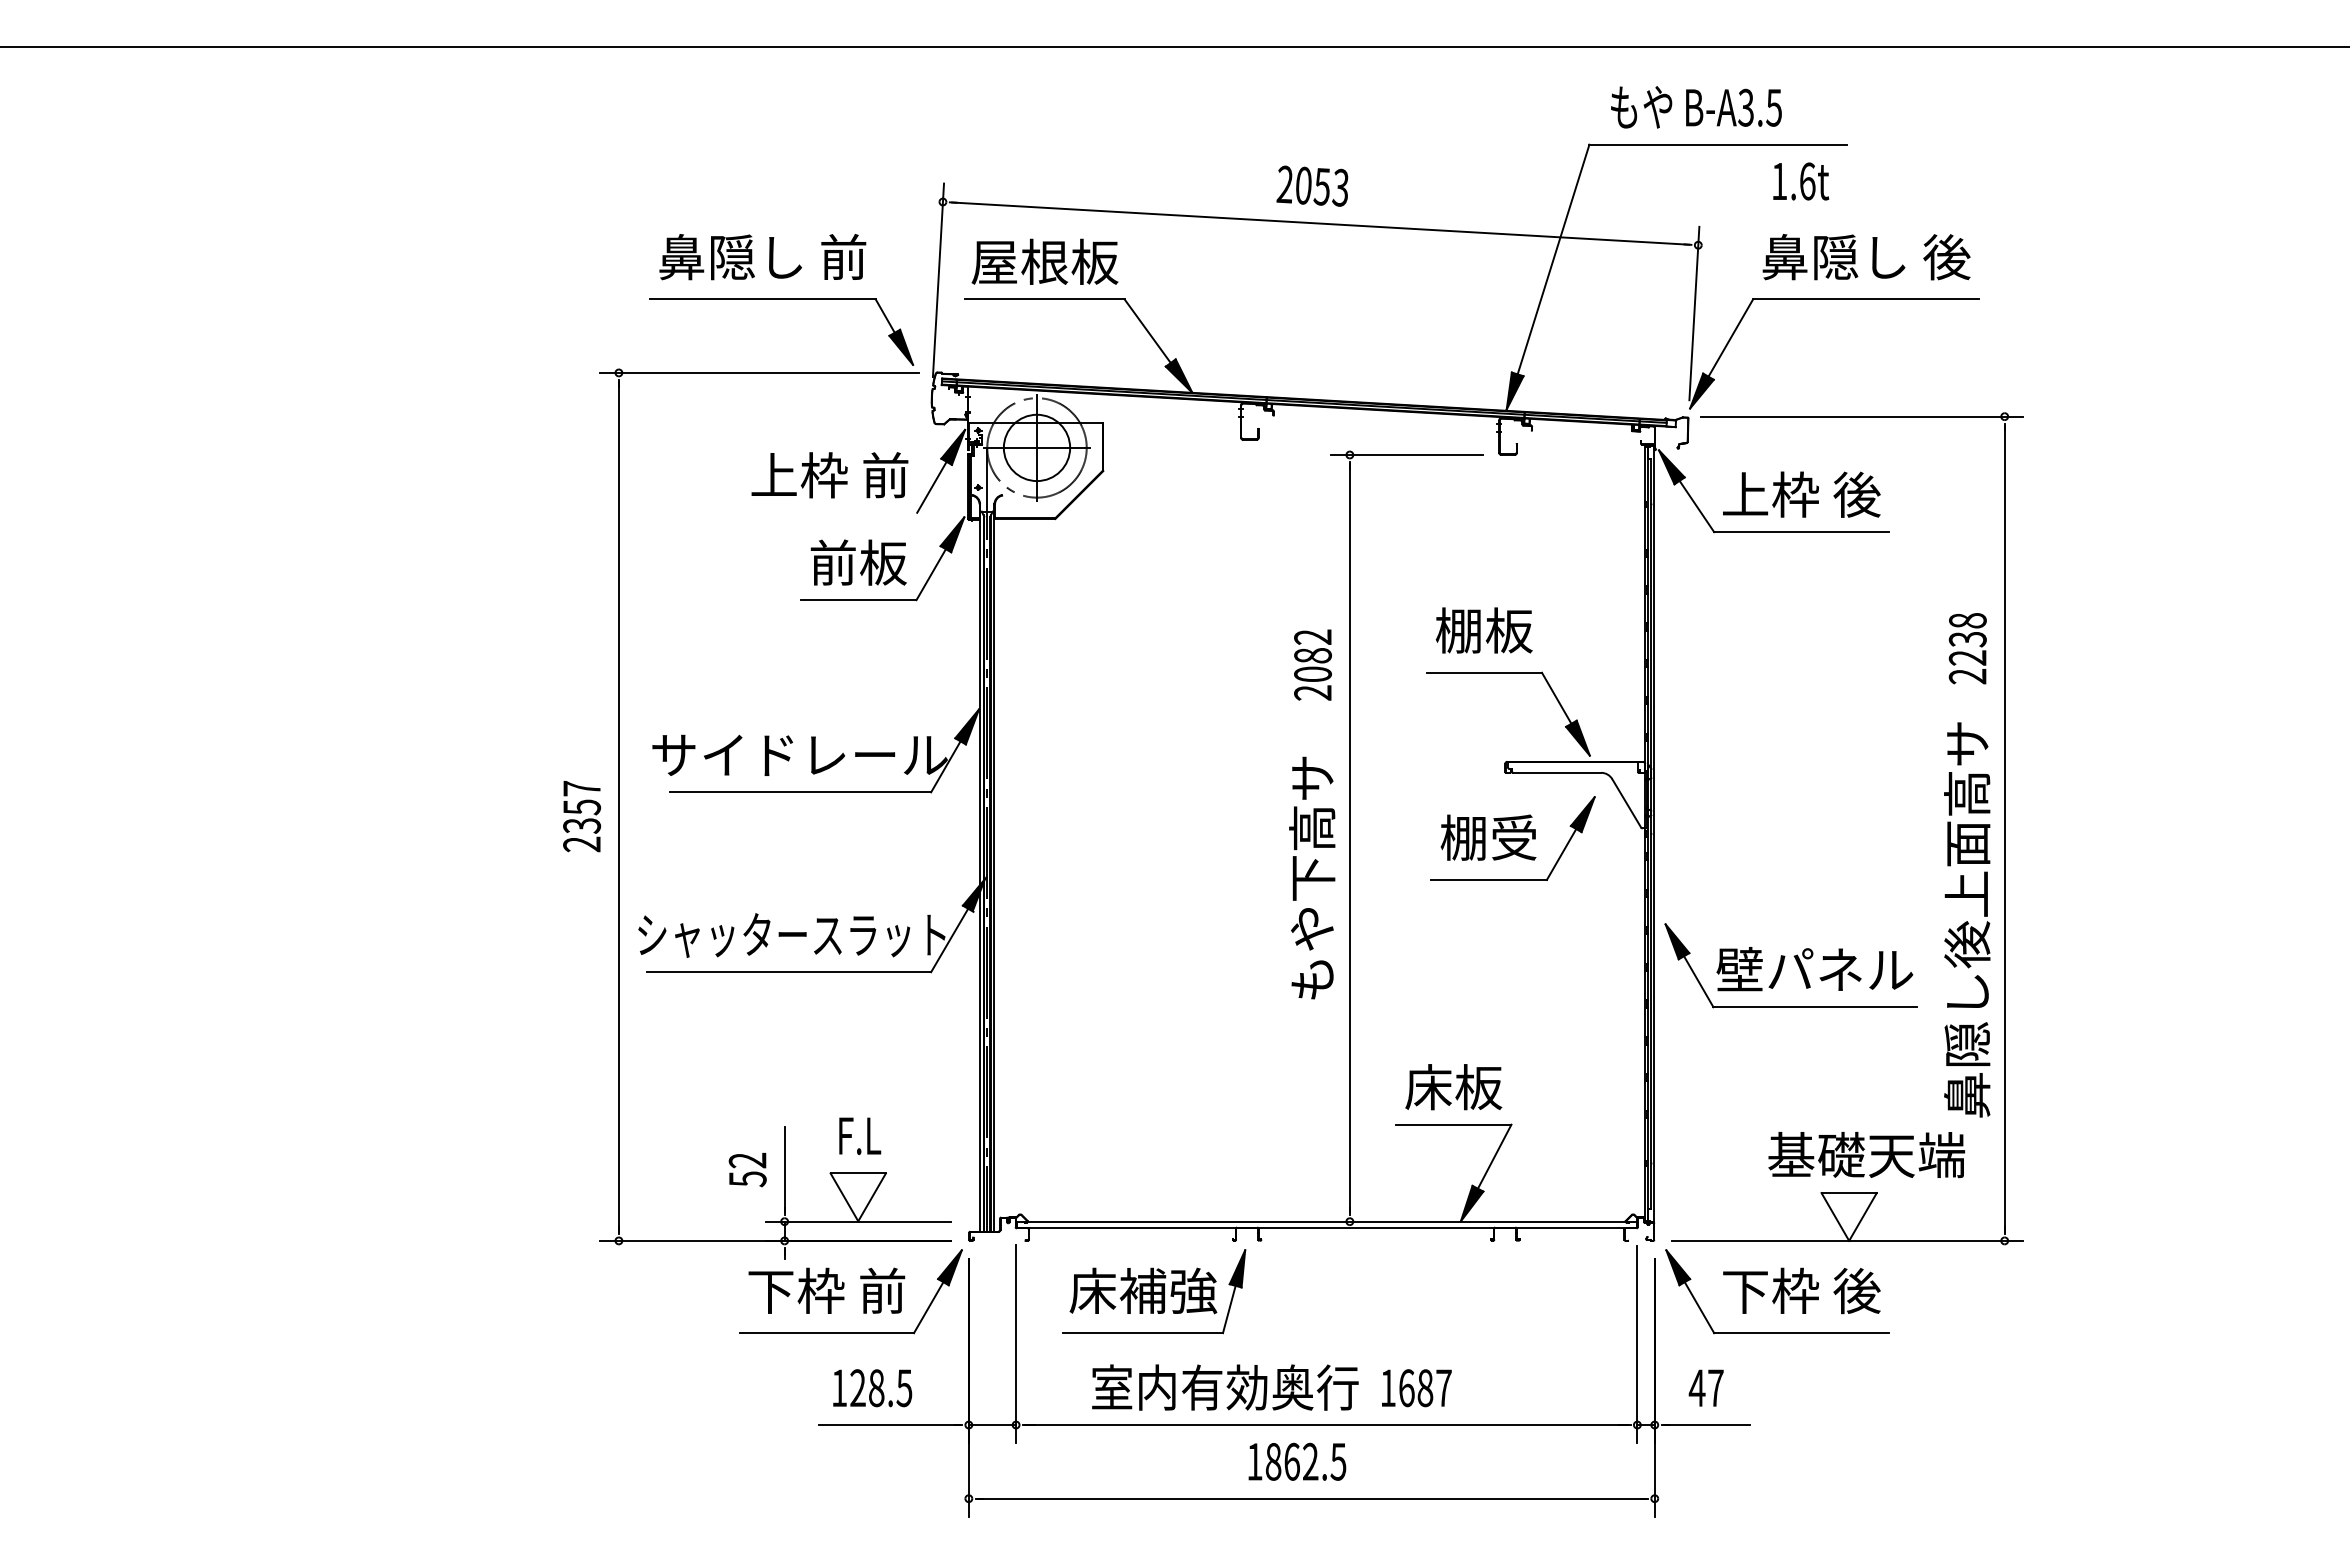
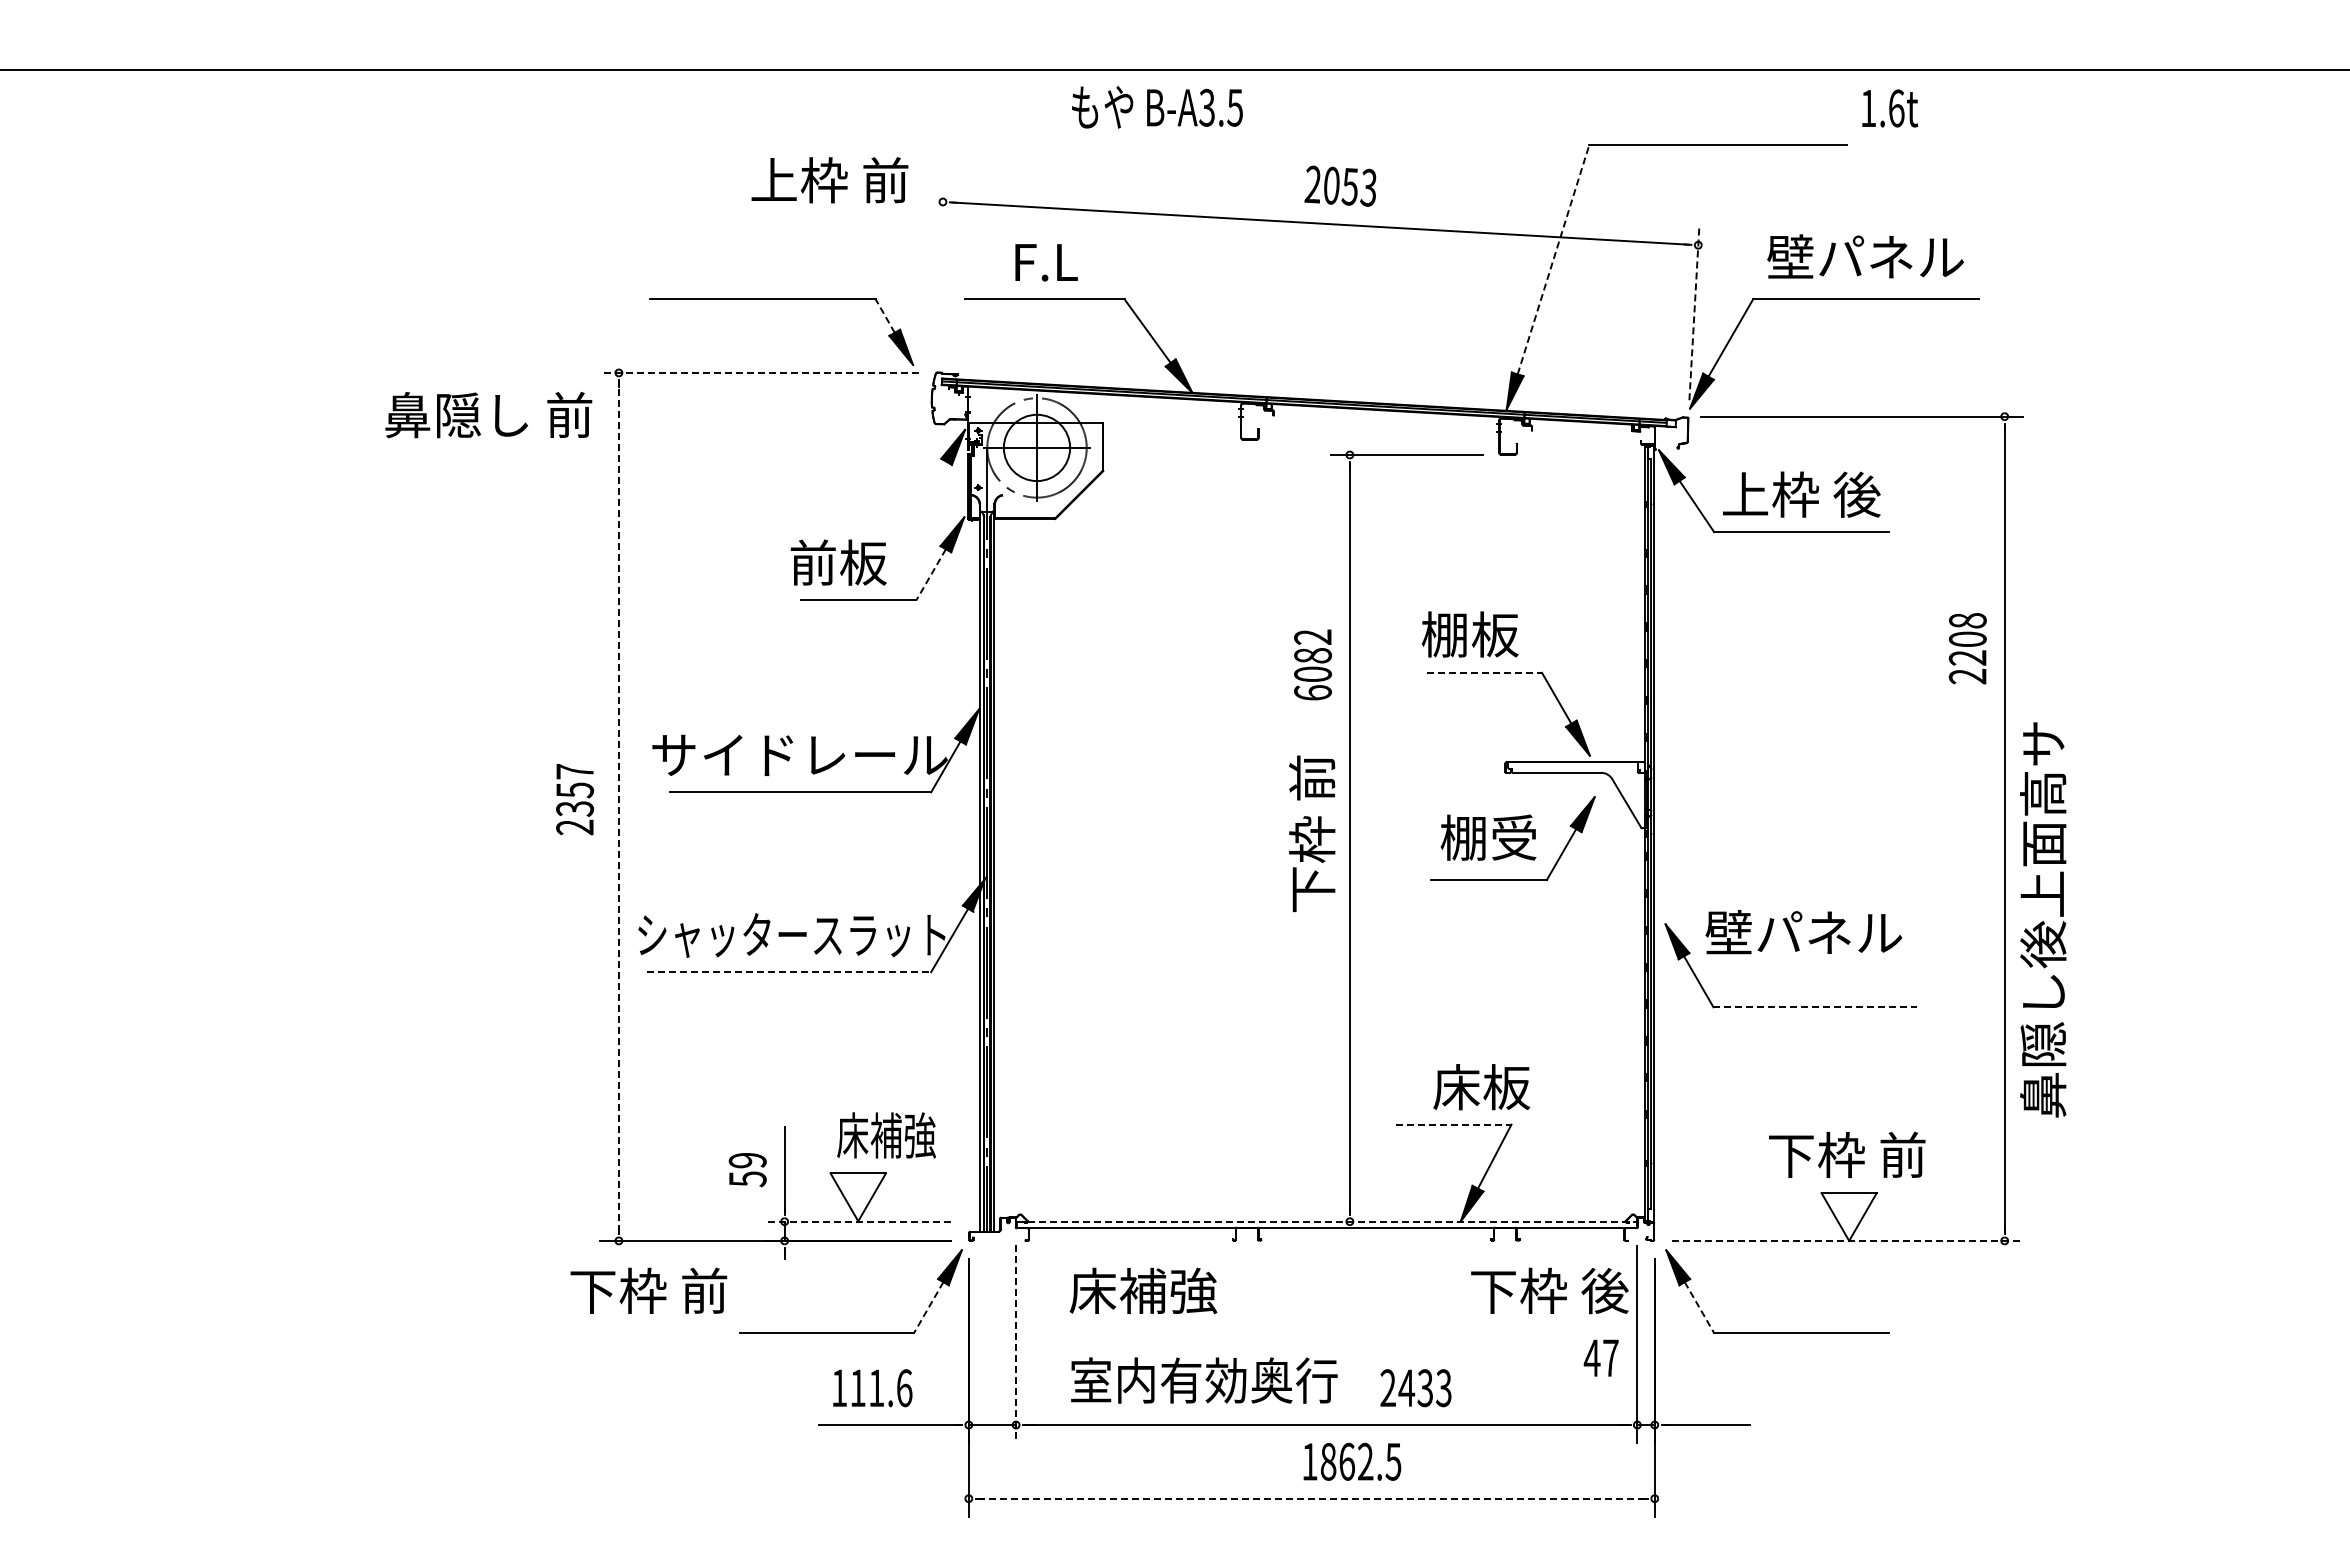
line position: (1174, 46) -> (1174, 69) (1174, 69)
text position: (1696, 107) -> (1157, 107) (1157, 107)
text position: (1801, 181) -> (1890, 108) (1890, 108)
text position: (1312, 185) -> (1340, 185) (1340, 185)
text position: (762, 257) -> (488, 415) (488, 415)
text: 鼻隠し 後 -> 壁パネル (1866, 257)
line: solid -> dashed (1553, 259)
text: 屋根板 -> F.L (1044, 261)
line: present -> none (938, 280)
line: solid -> dashed (1694, 313)
line: solid -> dashed (885, 315)
line: solid -> dashed (759, 372)
text position: (829, 475) -> (829, 180) (829, 180)
line: present -> none (931, 486)
text position: (858, 562) -> (838, 562) (838, 562)
line: solid -> dashed (930, 575)
text position: (1483, 630) -> (1469, 634) (1469, 634)
text: 2238 -> 2208 (1967, 639)
line: solid -> dashed (1484, 672)
text: 2082 -> 6082 (1312, 692)
line: solid -> dashed (618, 806)
text position: (582, 816) -> (575, 799) (575, 799)
text: もや下高サ -> 下枠 前 (1312, 877)
text position: (1967, 919) -> (2043, 919) (2043, 919)
text position: (1814, 969) -> (1803, 932) (1803, 932)
line: solid -> dashed (789, 972)
line: solid -> dashed (1815, 1007)
text position: (1453, 1087) -> (1481, 1087) (1481, 1087)
line: solid -> dashed (1453, 1124)
text: F.L -> 床補強 (886, 1135)
text: 基礎天端 -> 下枠 前 (1866, 1154)
text: 52 -> 59 (747, 1160)
line: solid -> dashed (857, 1221)
line: solid -> dashed (1327, 1221)
line: solid -> dashed (1848, 1240)
text position: (826, 1290) -> (648, 1290) (648, 1290)
text position: (1801, 1290) -> (1549, 1290) (1549, 1290)
line: solid -> dashed (928, 1308)
line: solid -> dashed (1699, 1308)
part: present -> none (1154, 1332)
line: solid -> dashed (1016, 1344)
text position: (1225, 1387) -> (1204, 1380) (1204, 1380)
text position: (1705, 1387) -> (1600, 1357) (1600, 1357)
text: 128.5 -> 111.6 (881, 1388)
text: 1687 -> 2433 (1415, 1388)
text position: (1297, 1461) -> (1352, 1461) (1352, 1461)
line: solid -> dashed (1311, 1498)
